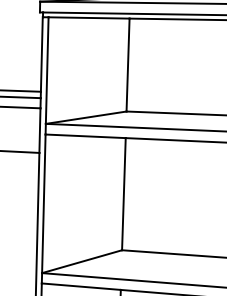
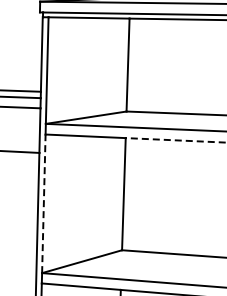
line: solid -> dashed (175, 140)
line: solid -> dashed (43, 203)
